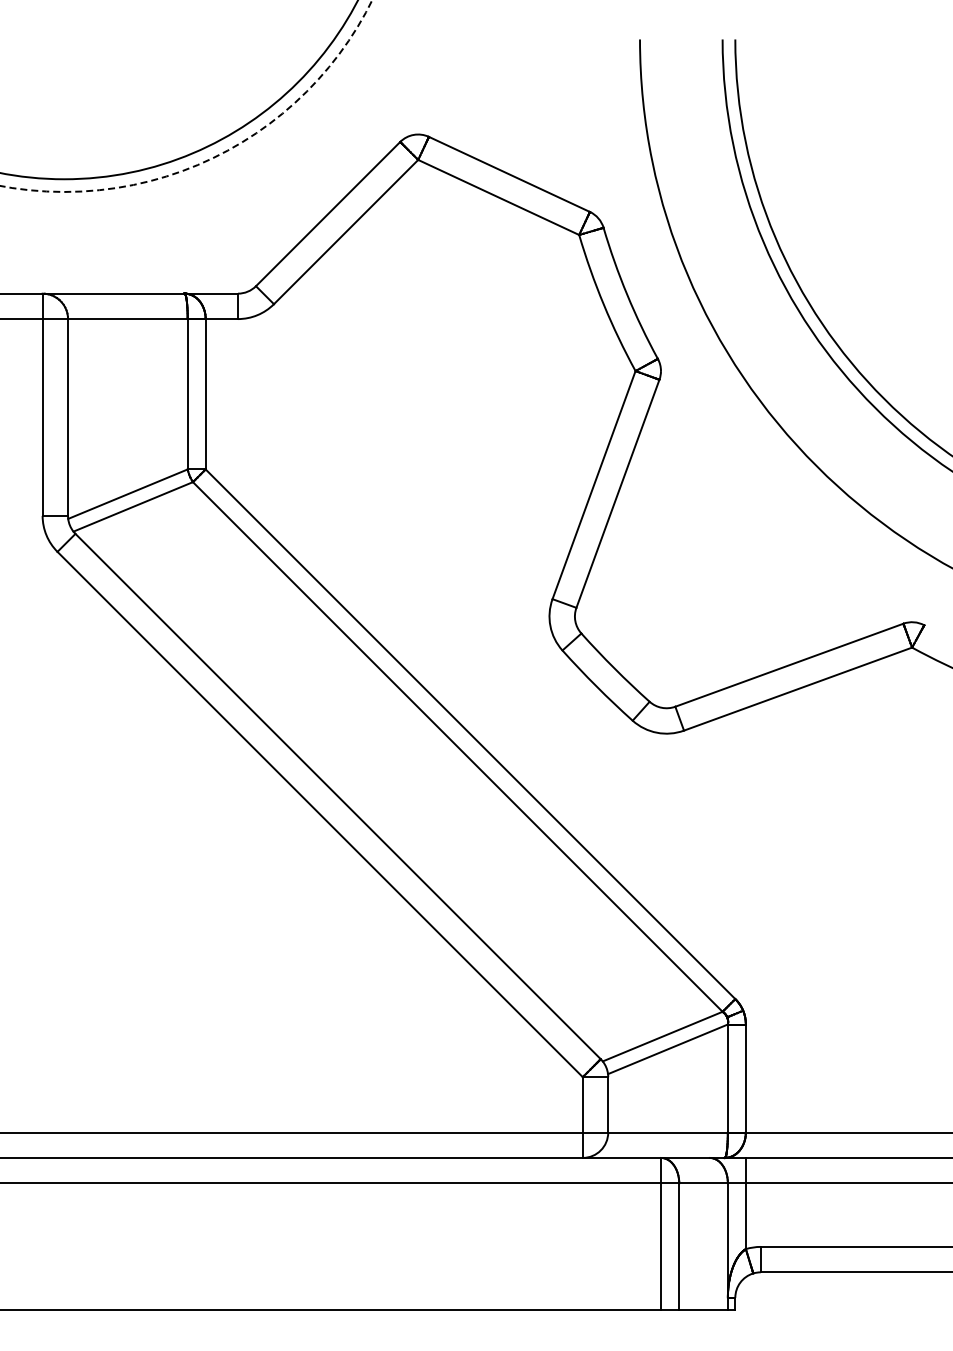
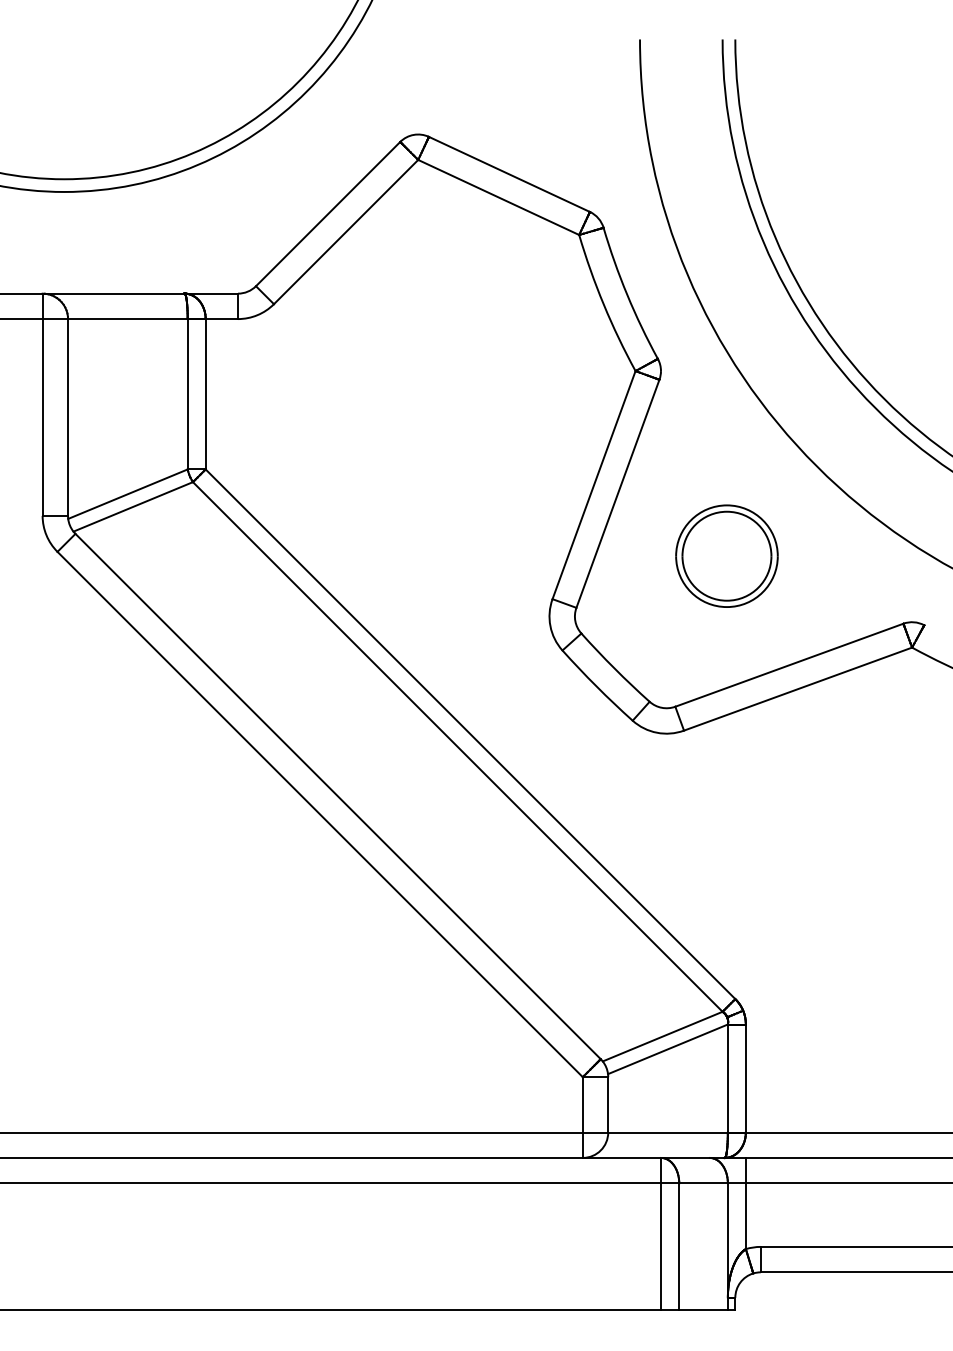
arc: dashed -> solid (218, 155)
part: none -> present (726, 555)
